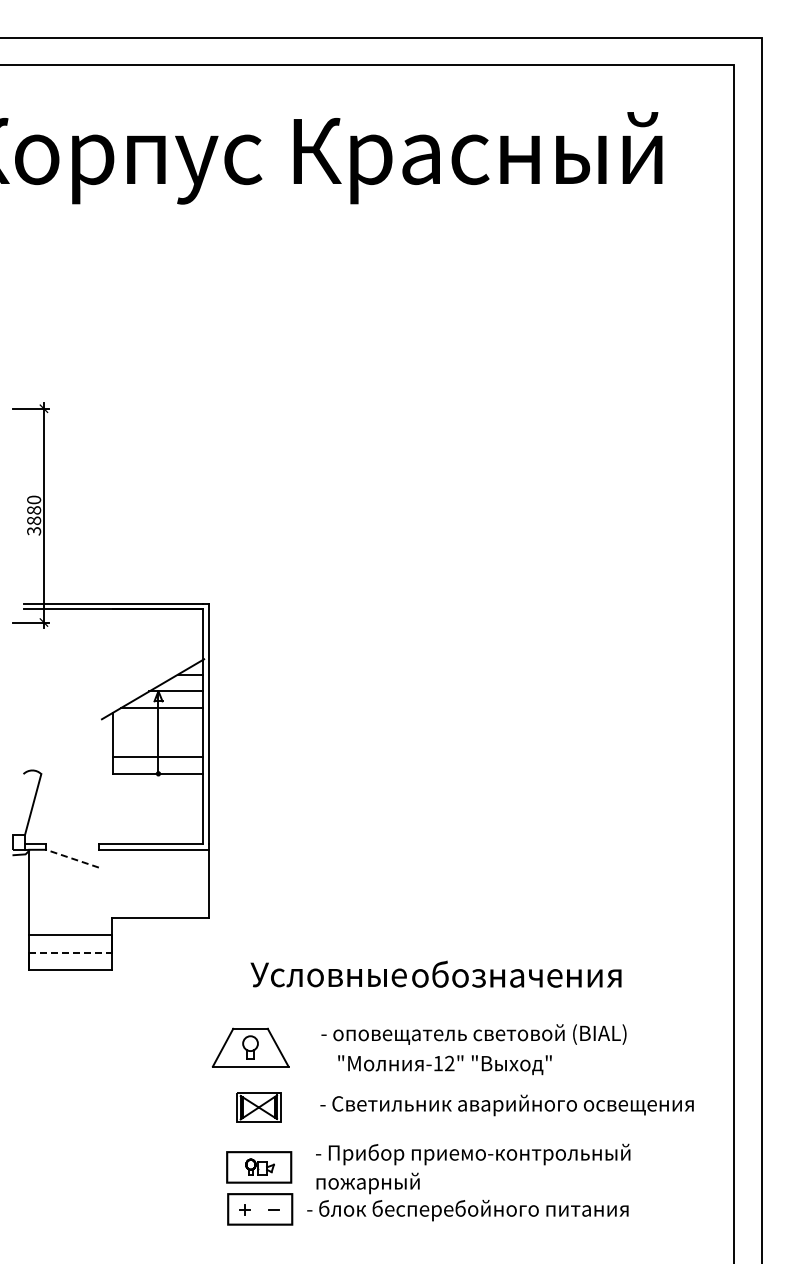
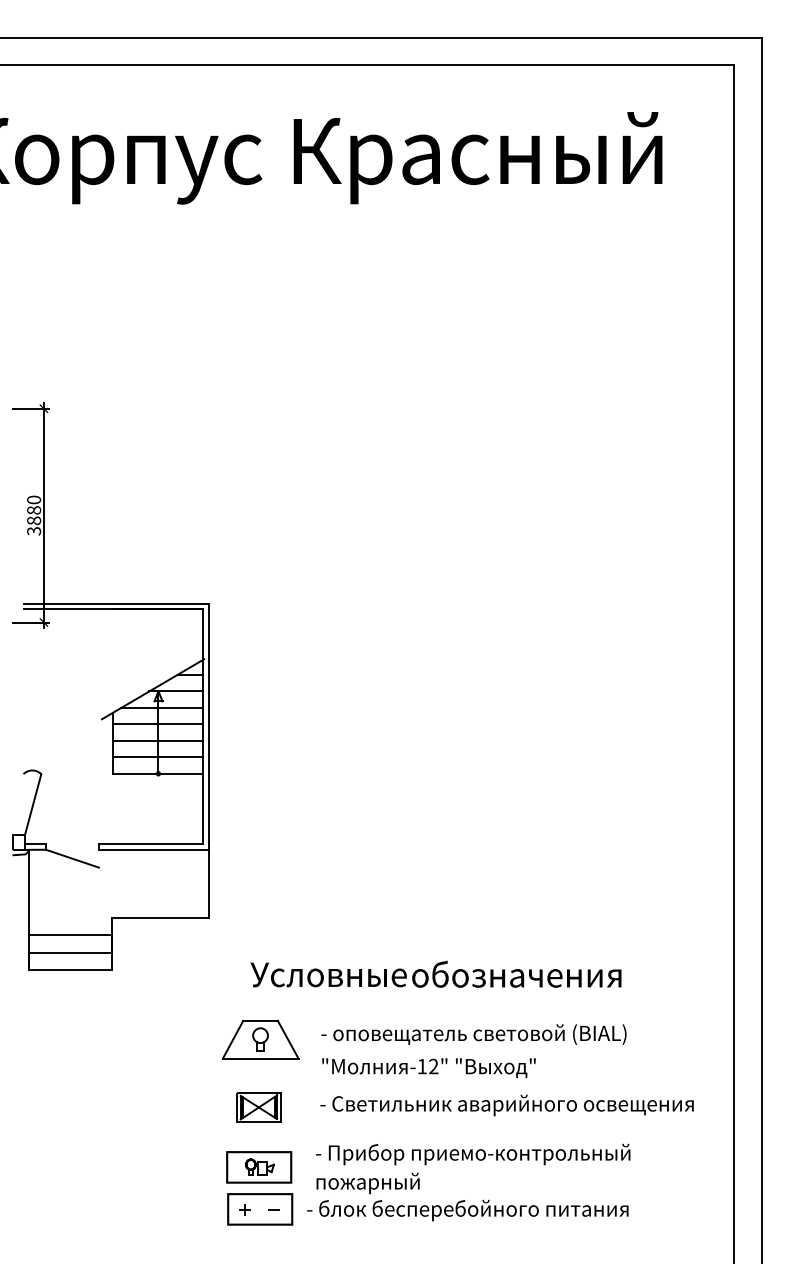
line: none -> present (158, 724)
line: none -> present (158, 740)
line: dashed -> solid (72, 858)
line: dashed -> solid (70, 953)
part position: (250, 1047) -> (260, 1039) (260, 1039)
text position: (444, 1065) -> (428, 1068) (428, 1068)
